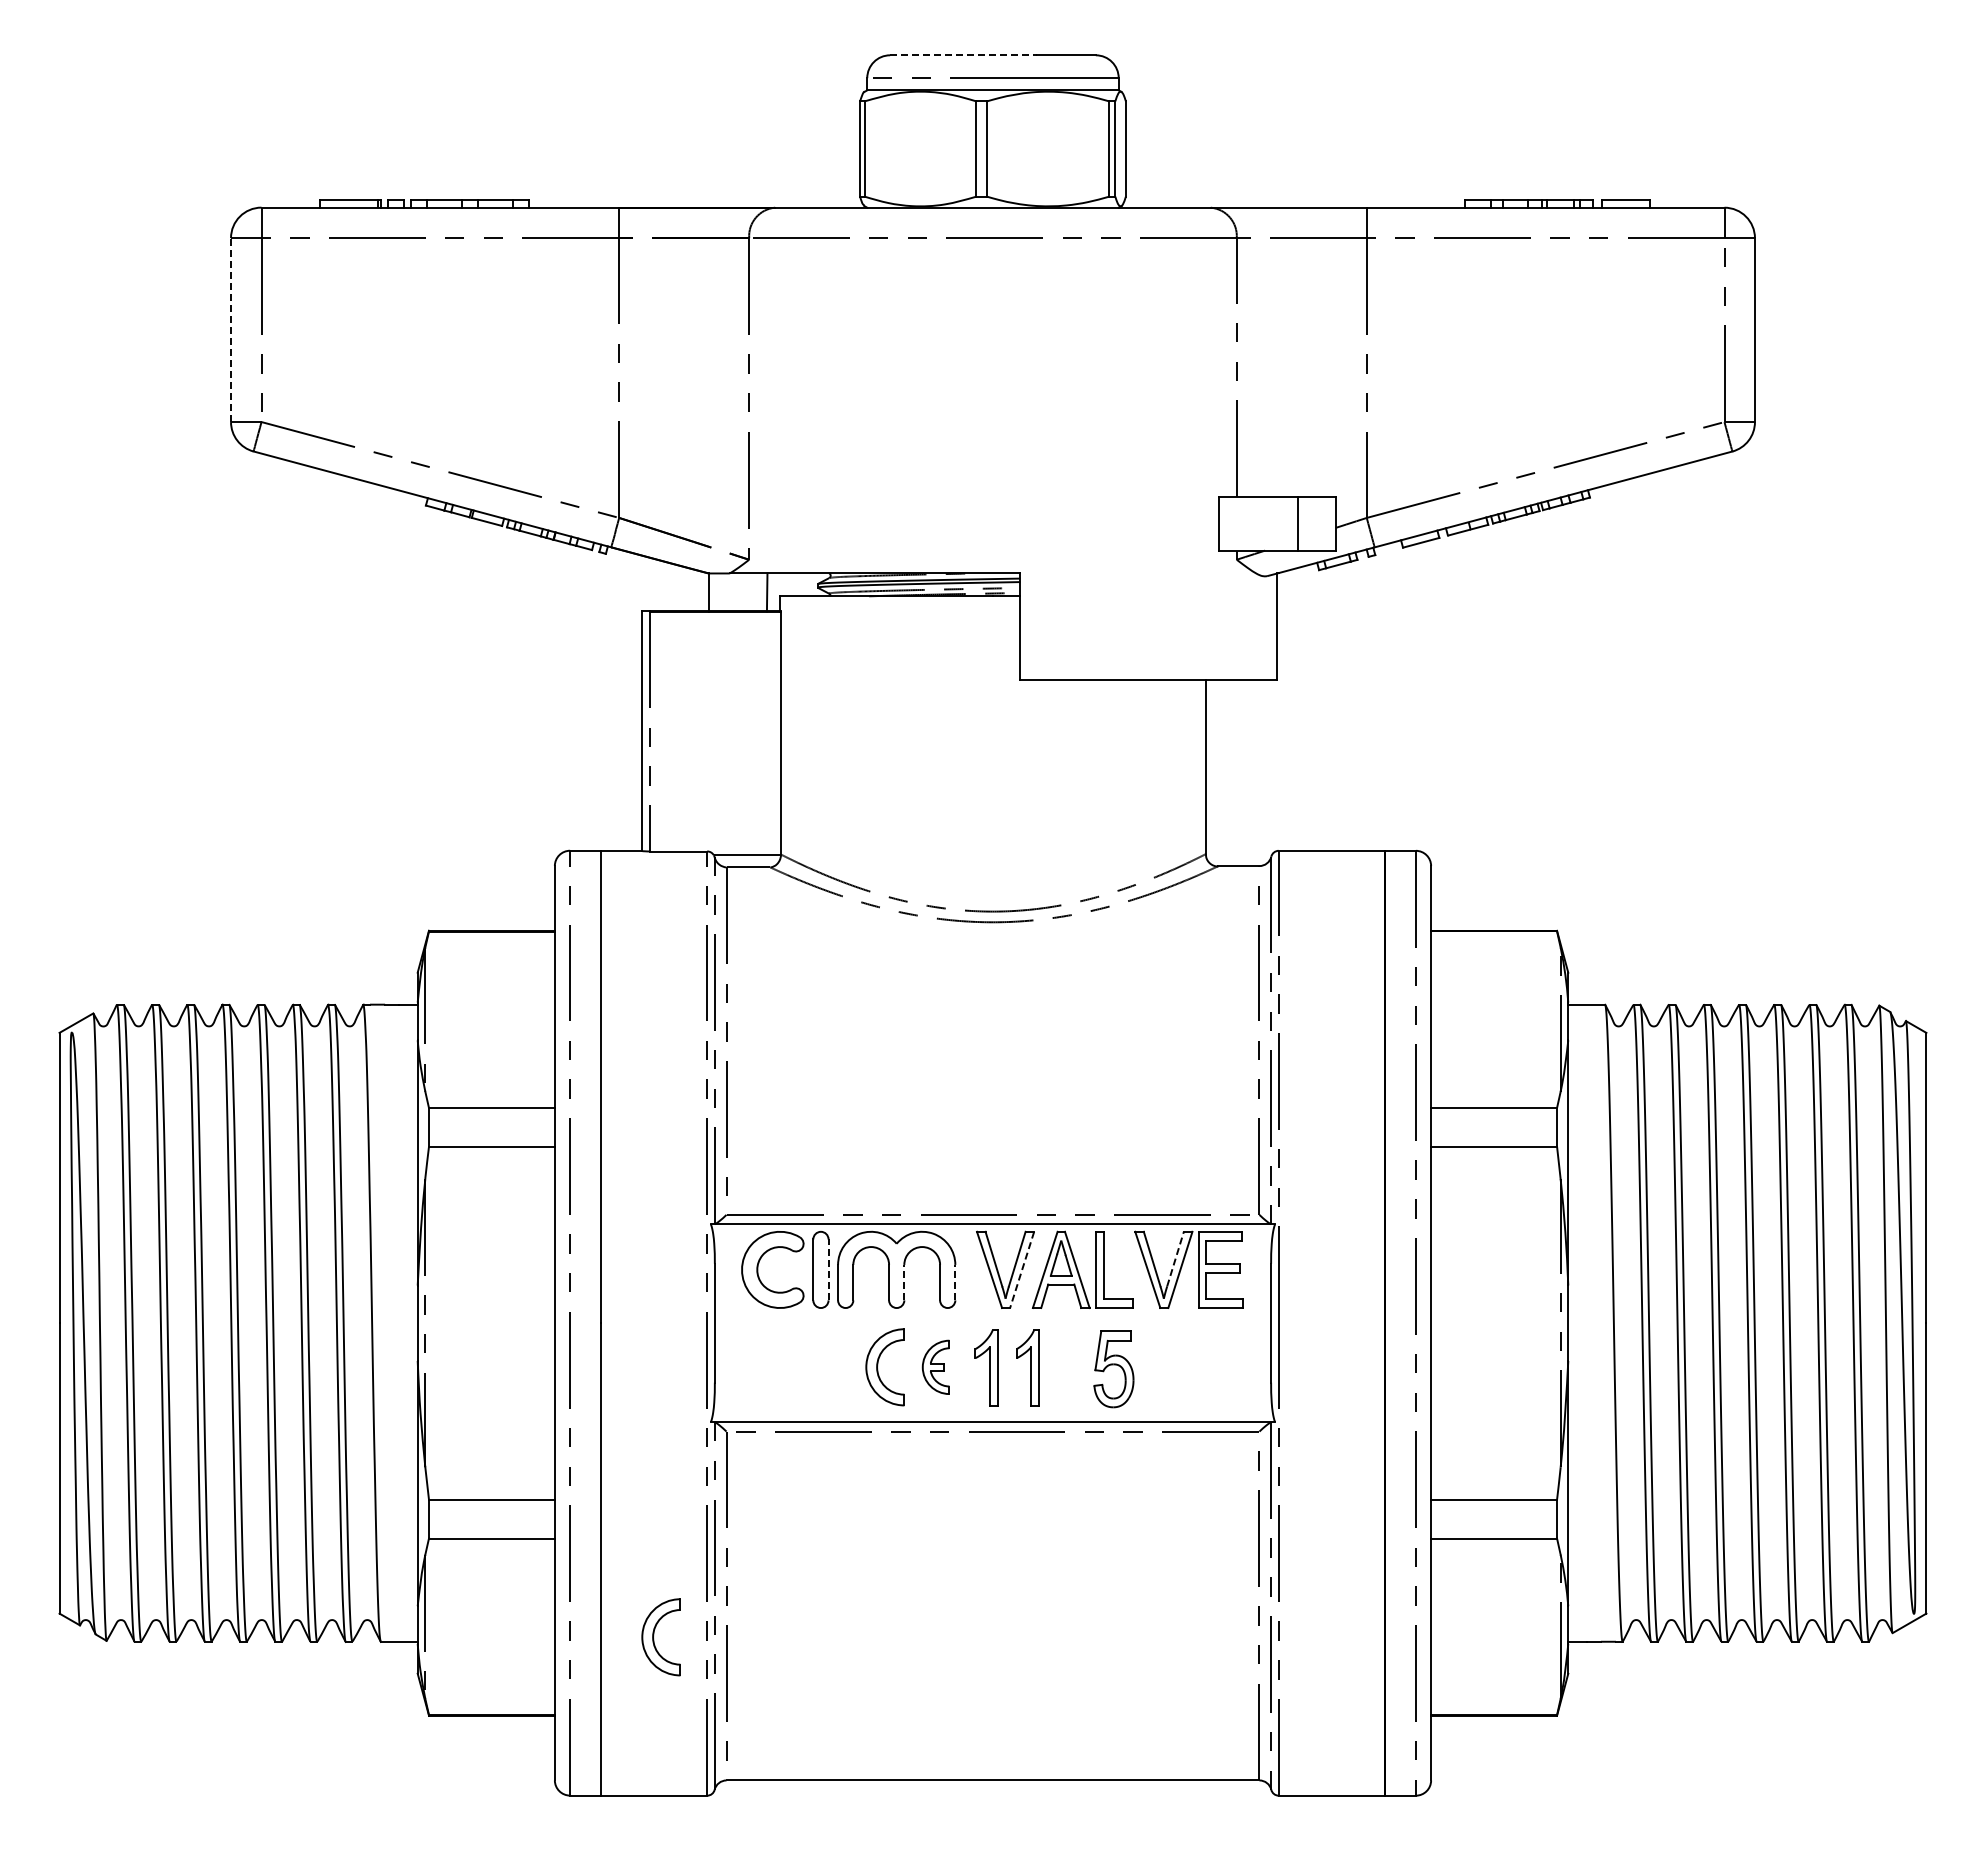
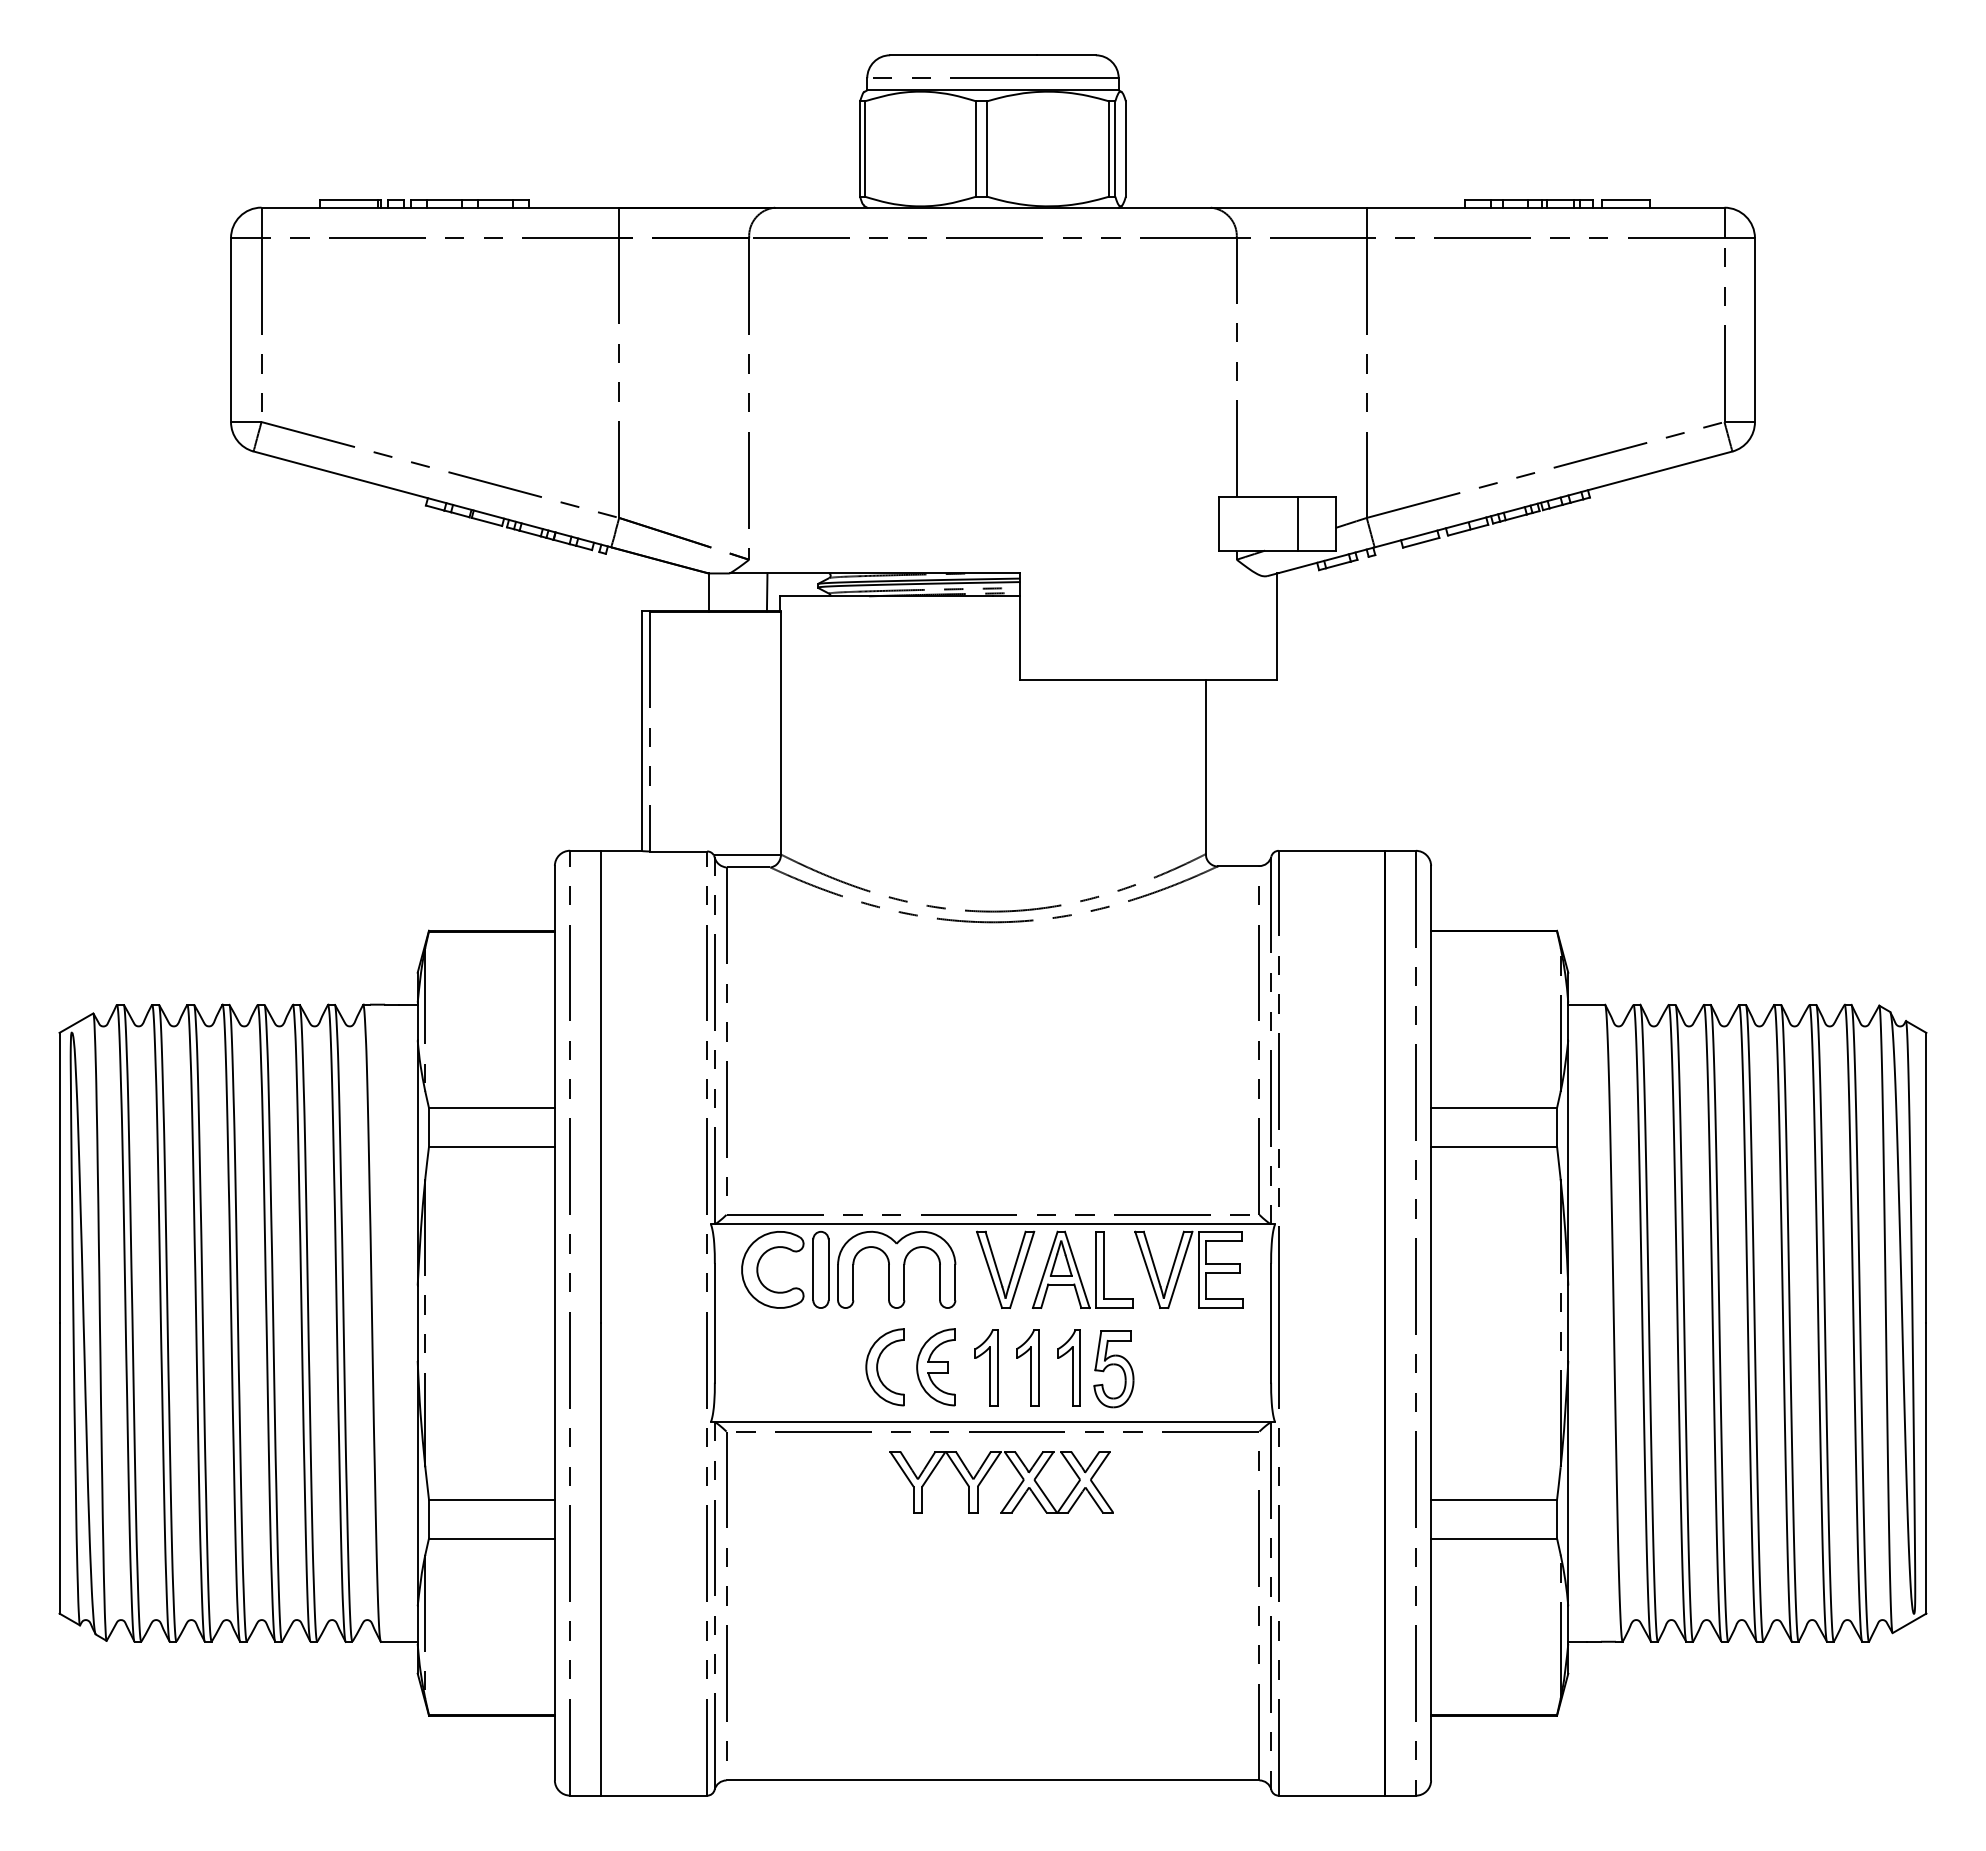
line: dashed -> solid (963, 55)
line: dashed -> solid (231, 330)
line: dashed -> solid (1175, 1259)
line: dashed -> solid (828, 1269)
line: dashed -> solid (1022, 1269)
line: dashed -> solid (904, 1282)
line: dashed -> solid (955, 1282)
part size: 29x56 px -> 40x79 px (935, 1367)
part: none -> present (1068, 1367)
part: none -> present (1014, 1491)
part: present -> none (654, 1635)
